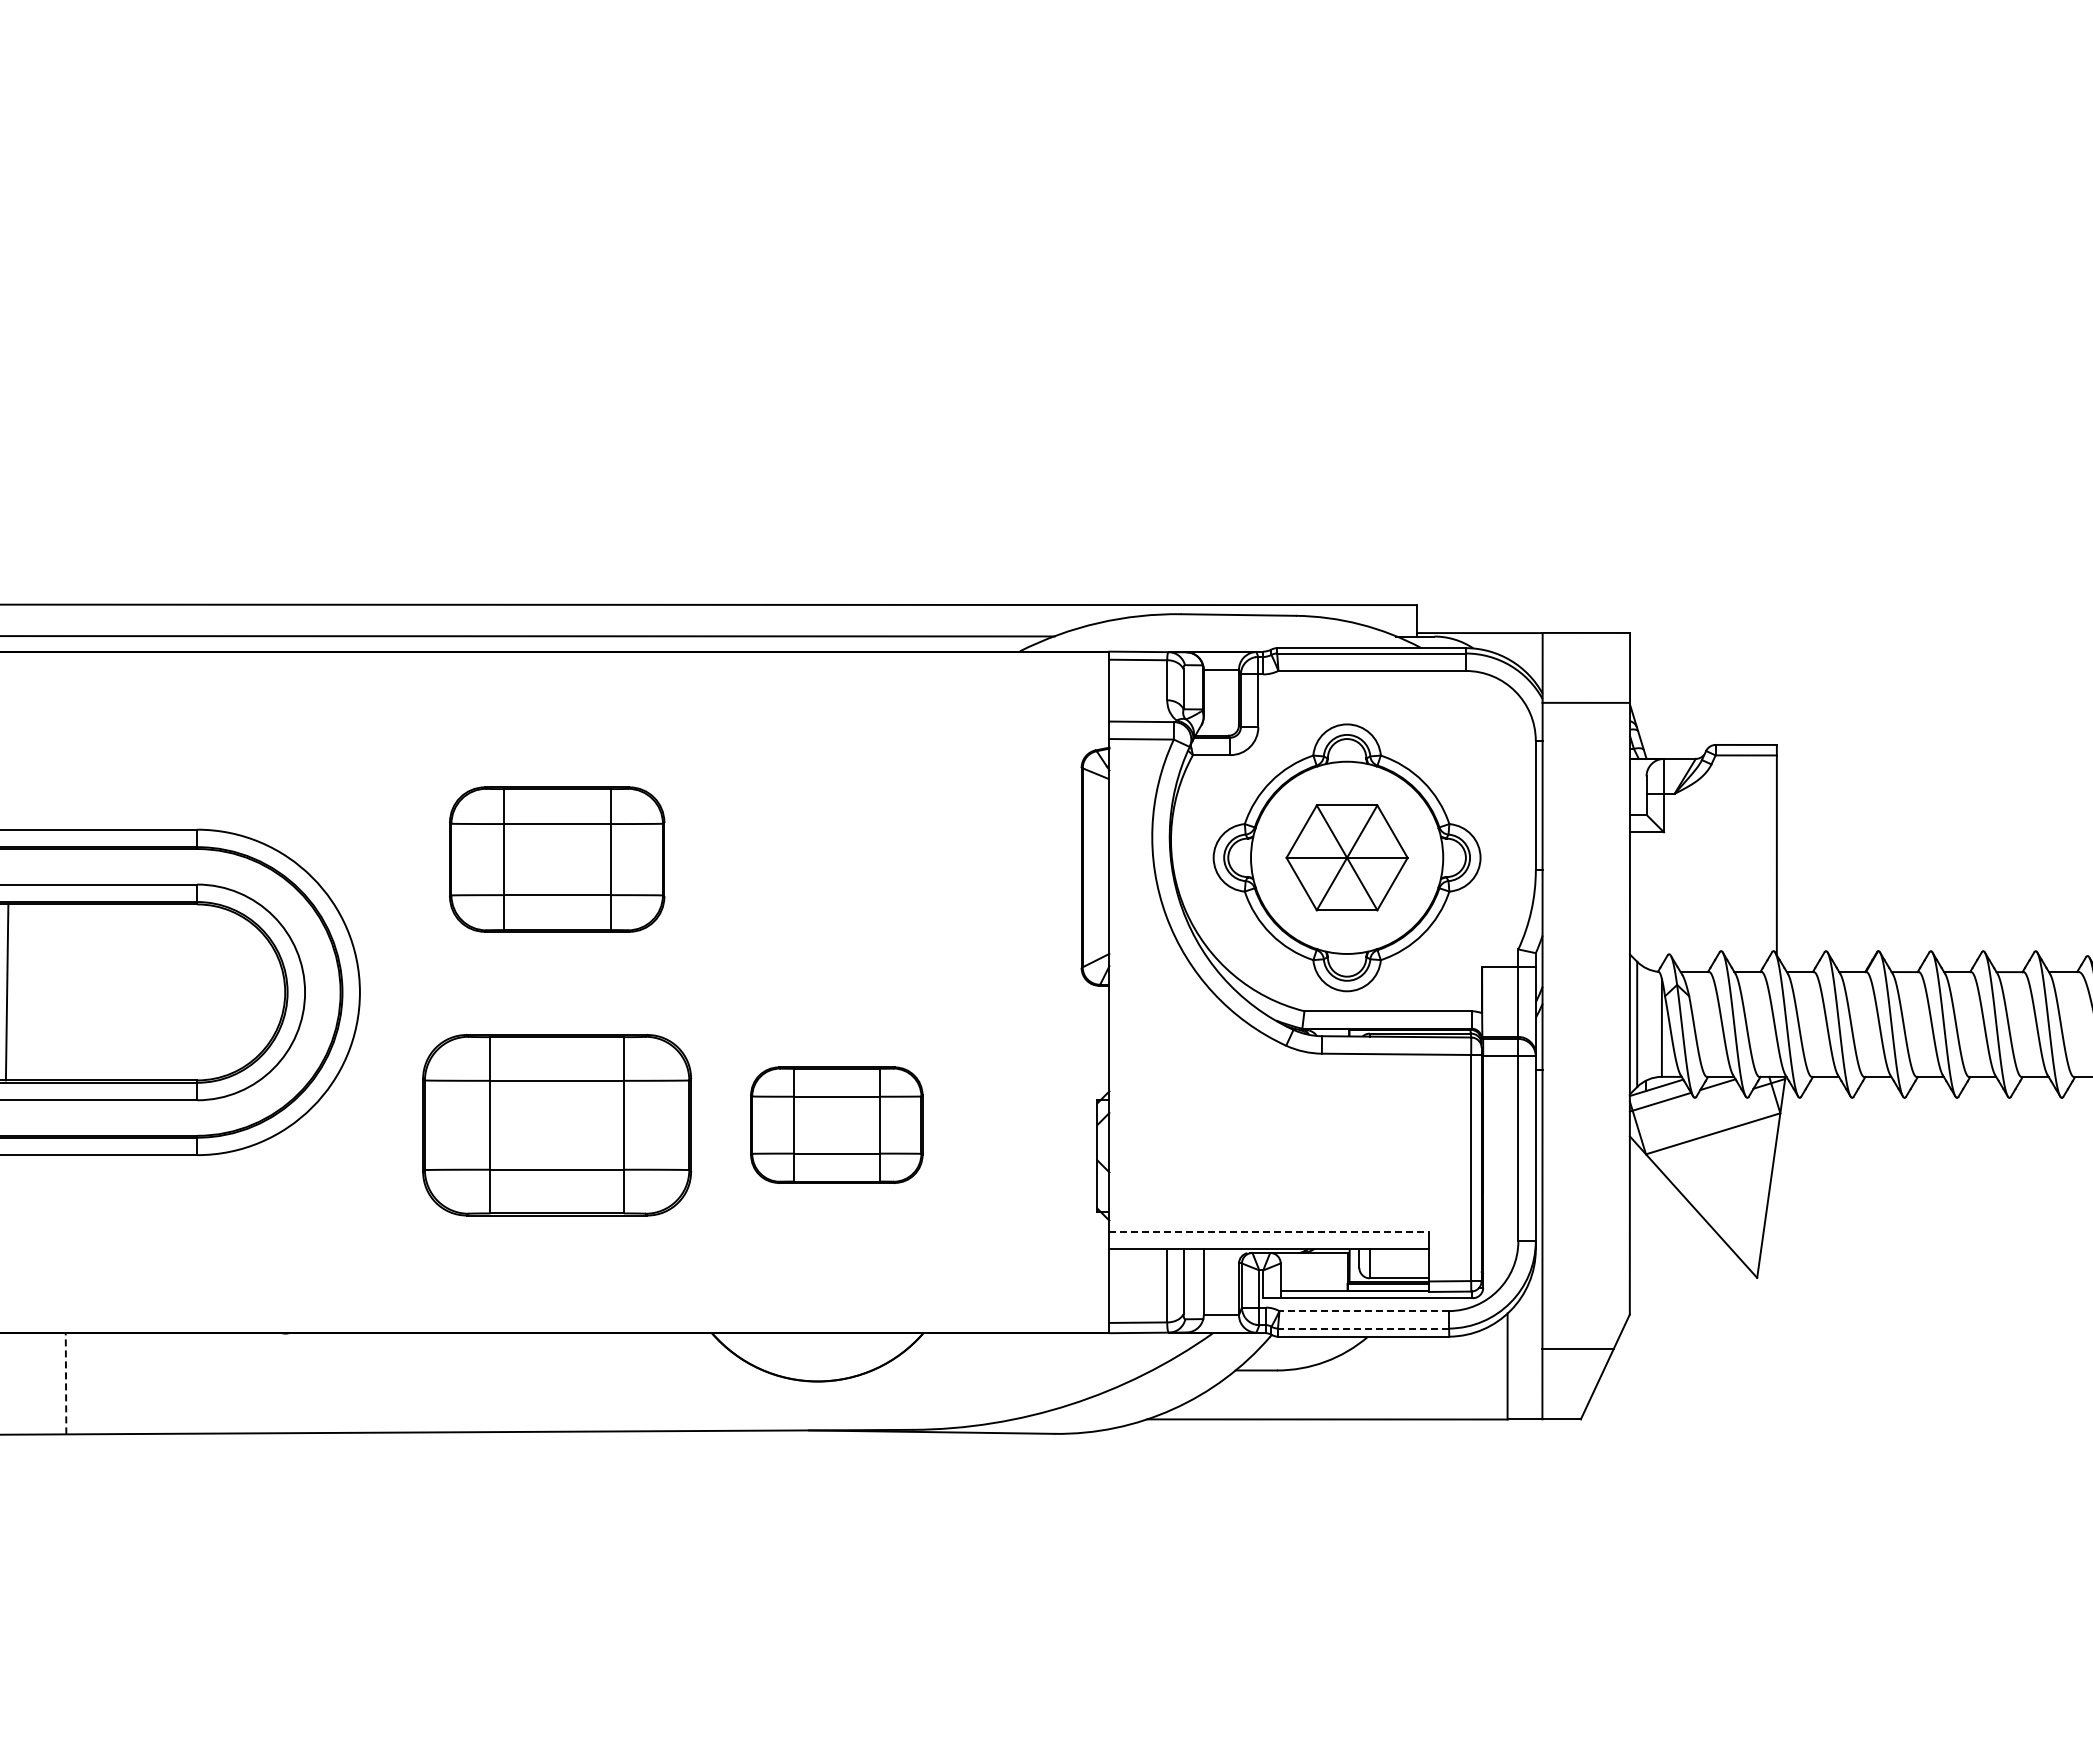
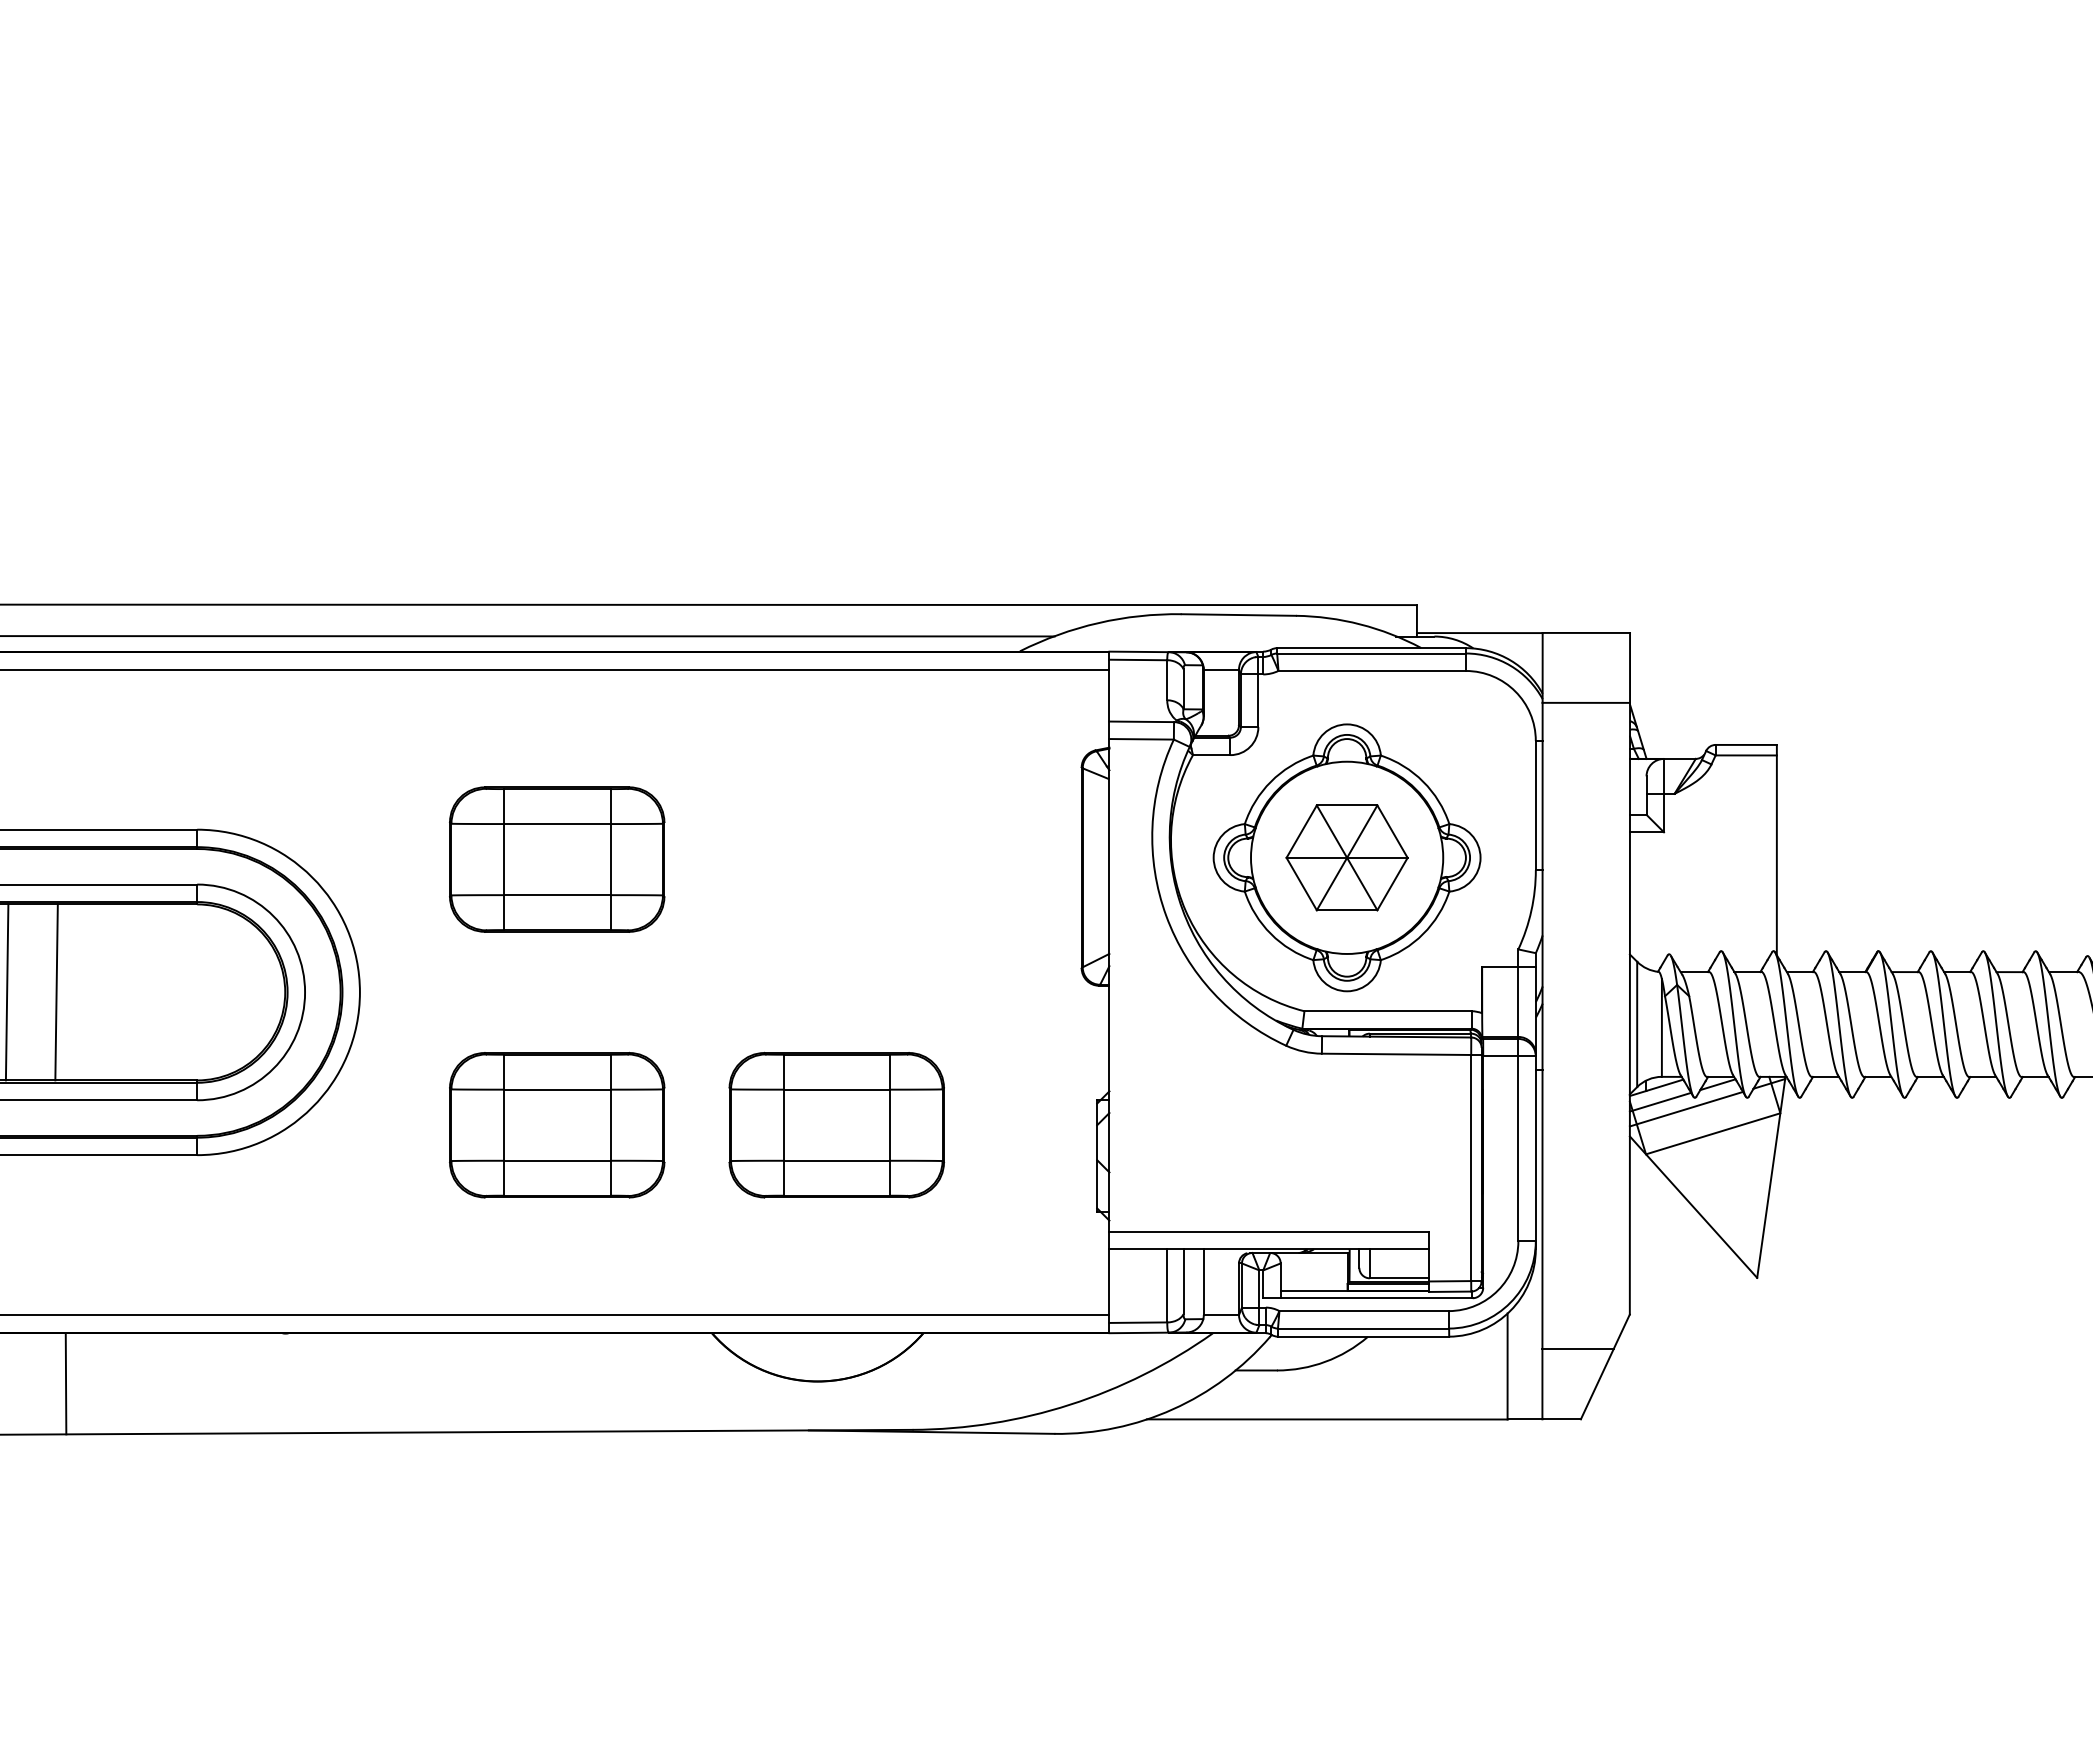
line: none -> present (555, 669)
line: none -> present (56, 992)
line: none -> present (1686, 1108)
part size: 271x184 px -> 217x148 px (557, 1124)
part size: 174x118 px -> 218x148 px (836, 1124)
line: dashed -> solid (1269, 1231)
line: dashed -> solid (1364, 1311)
line: none -> present (555, 1315)
line: dashed -> solid (1363, 1328)
line: dashed -> solid (66, 1383)
